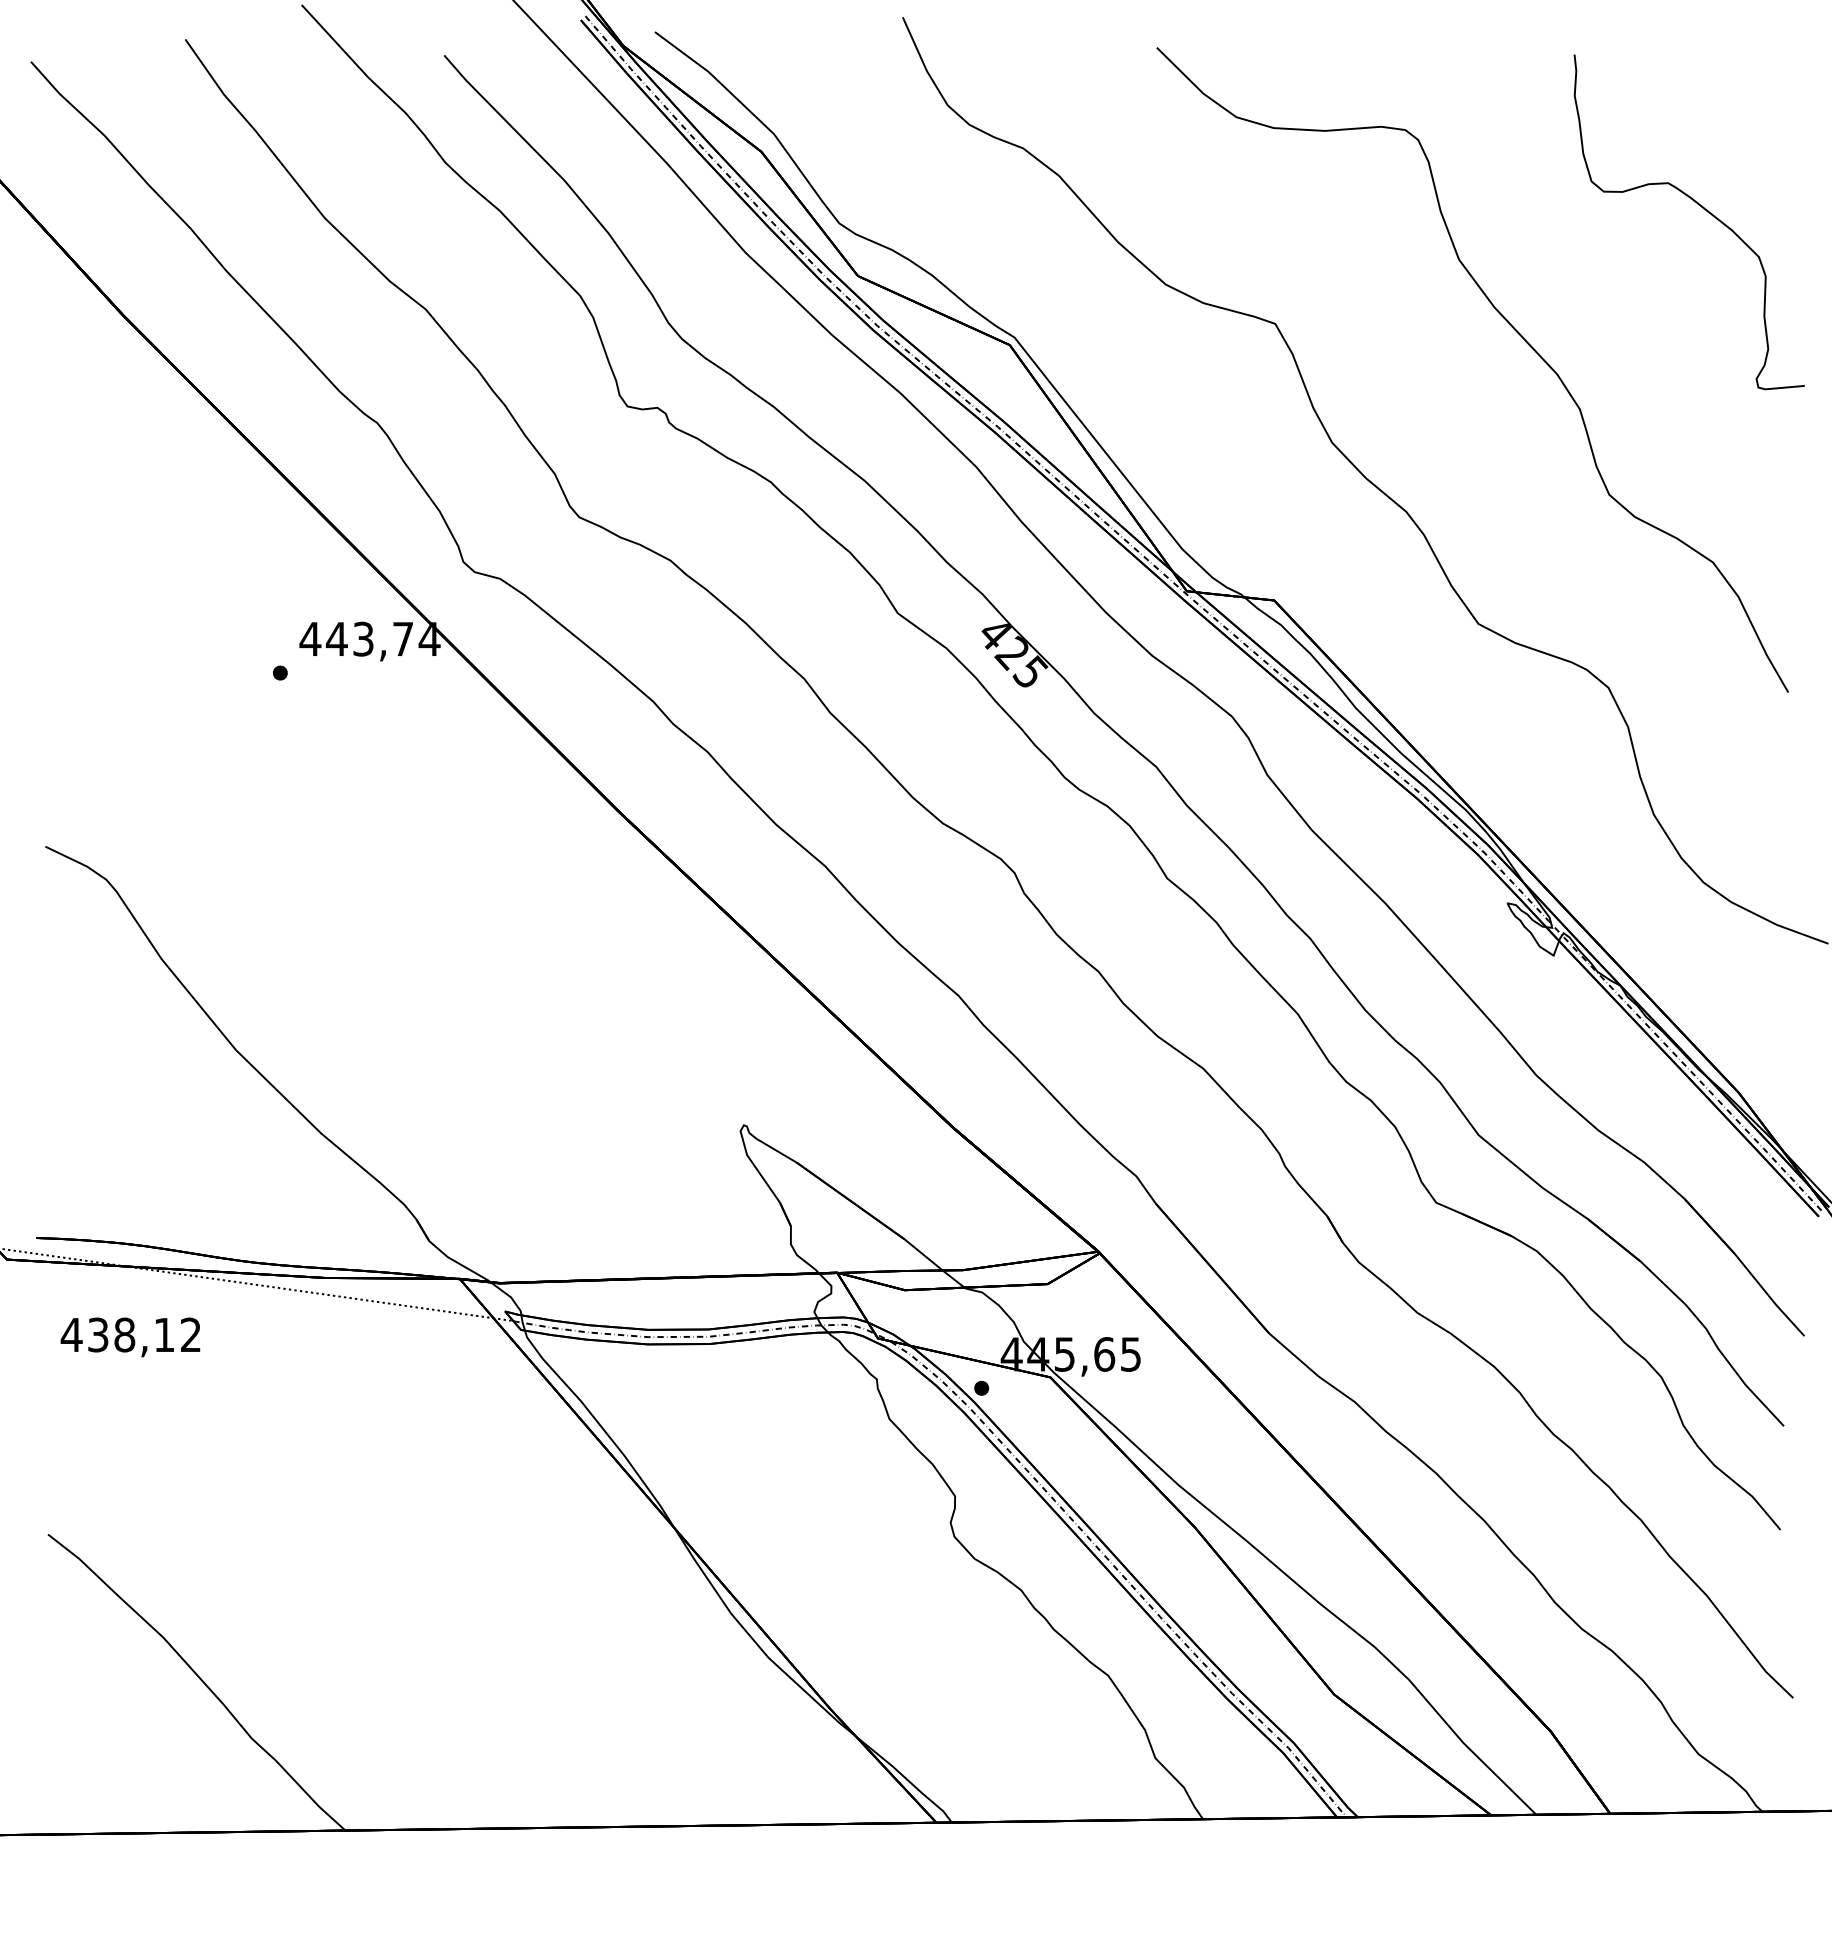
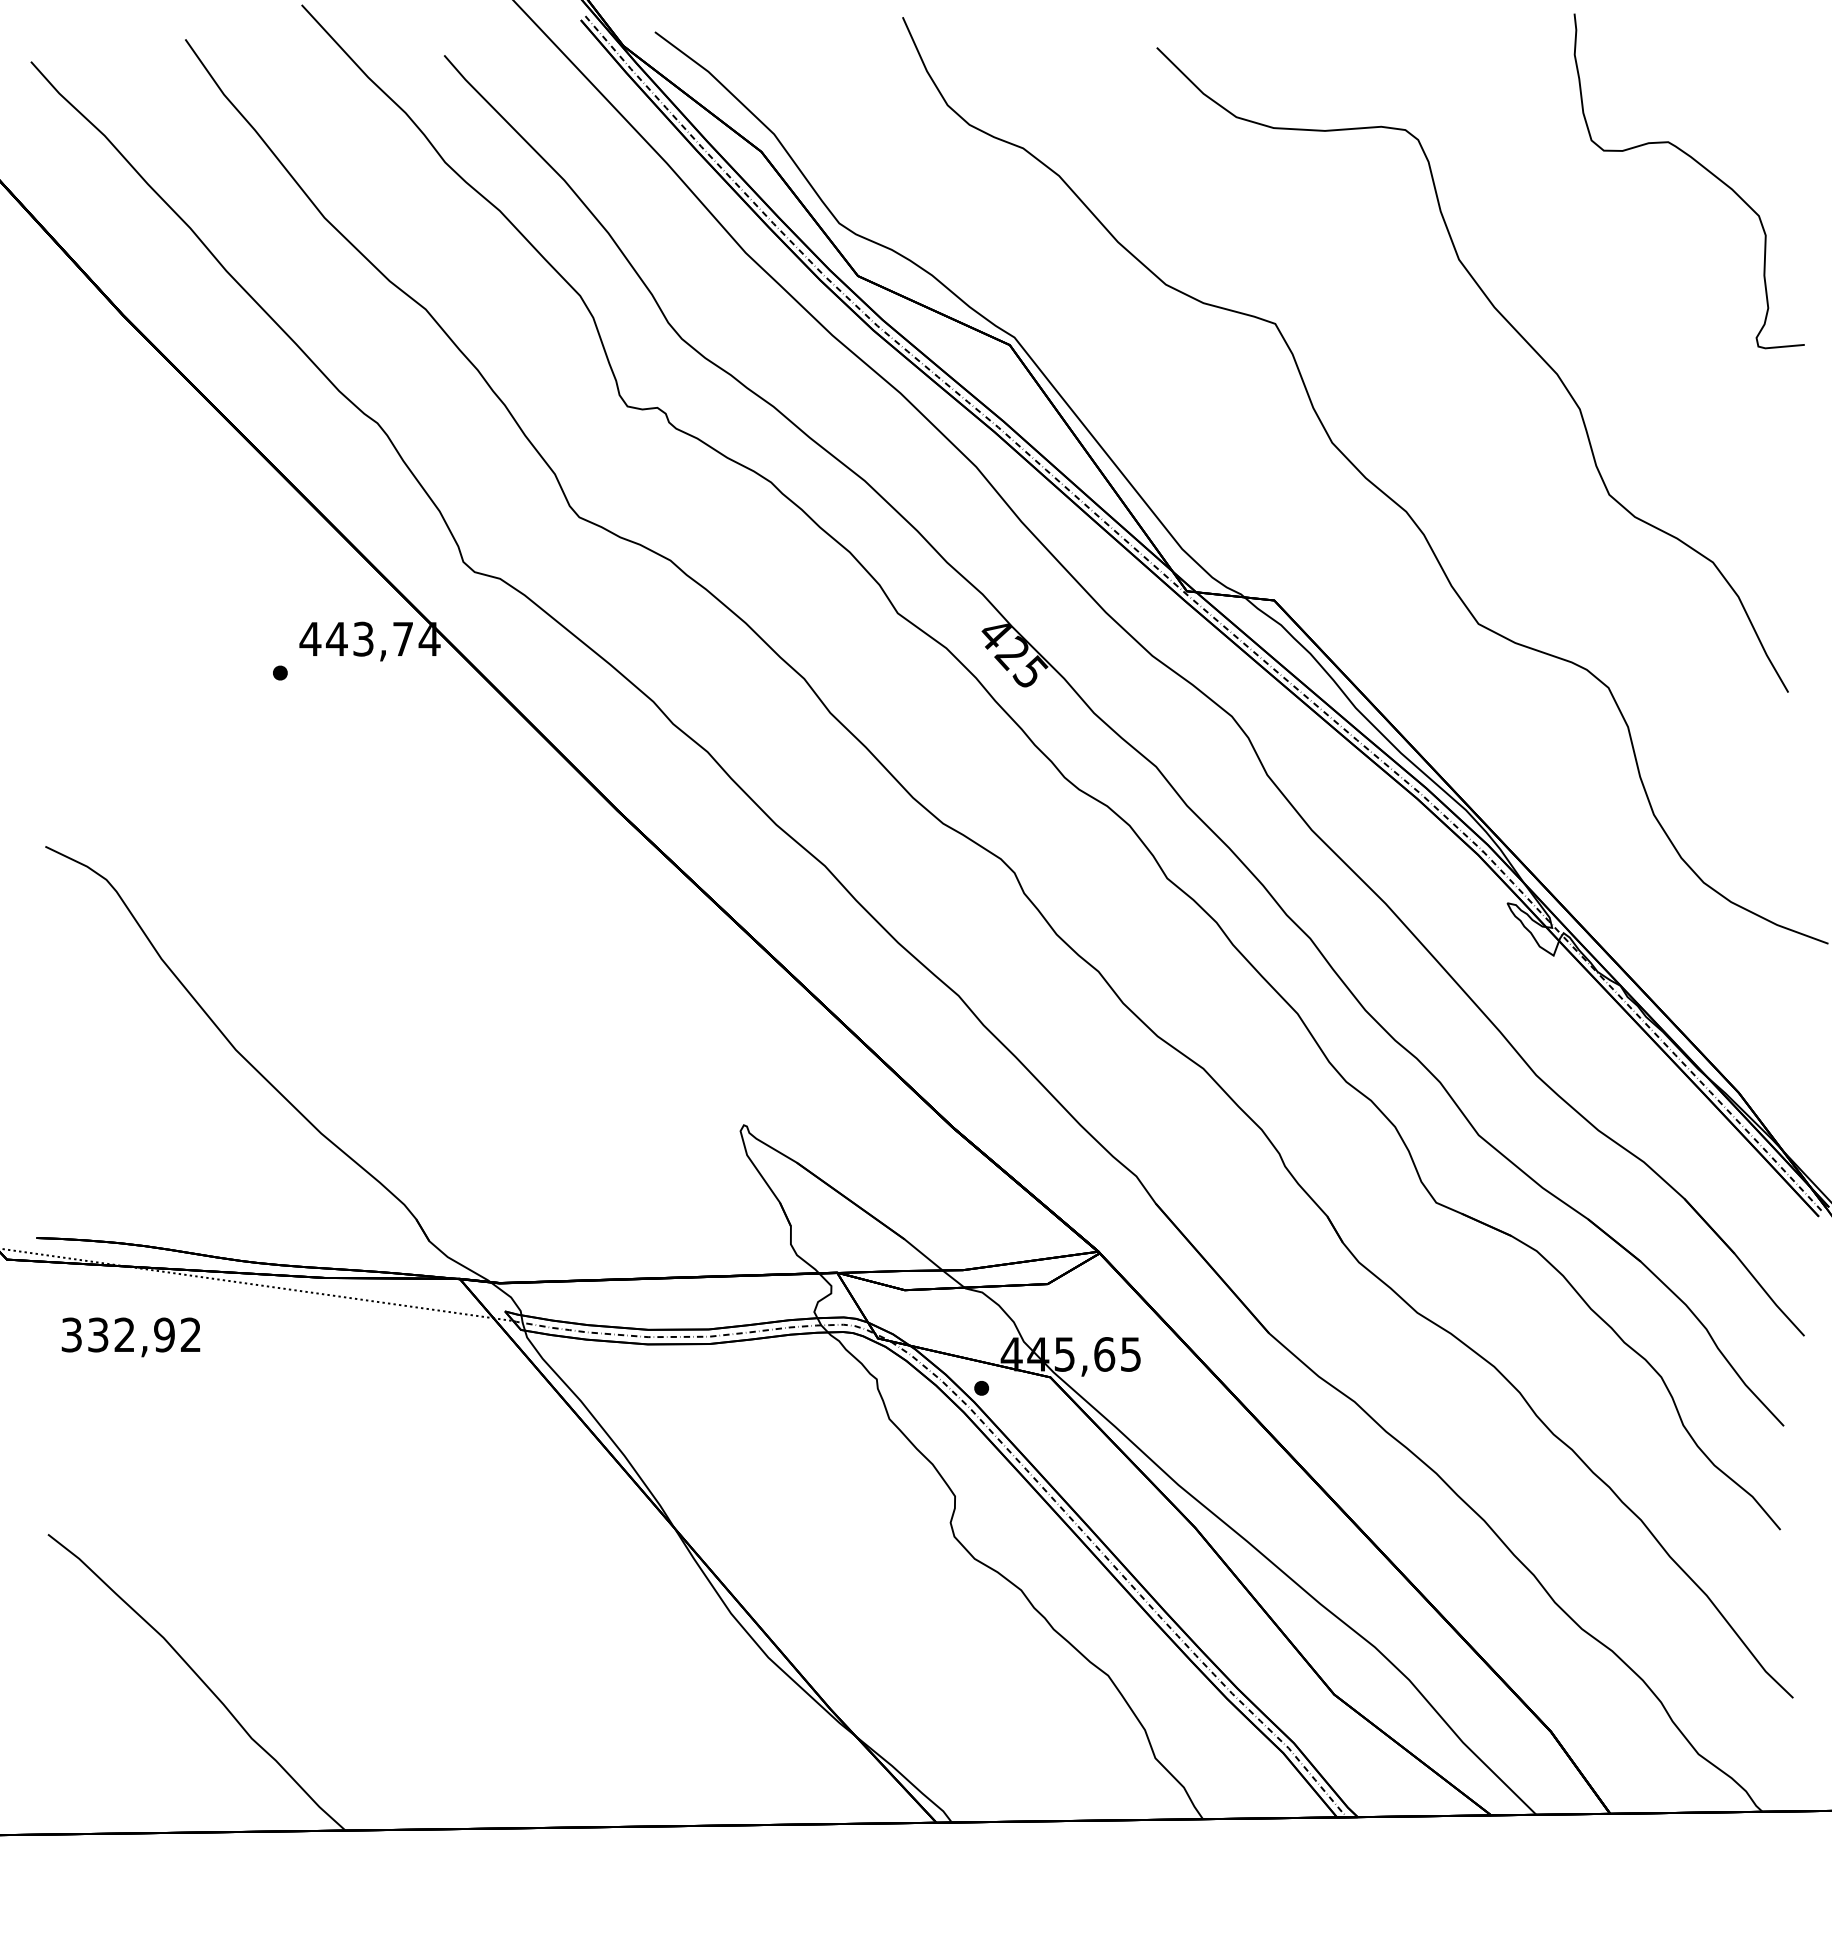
curve position: (1698, 205) -> (1698, 164) (1698, 164)
text: 438,12 -> 332,92 (117, 1334)
